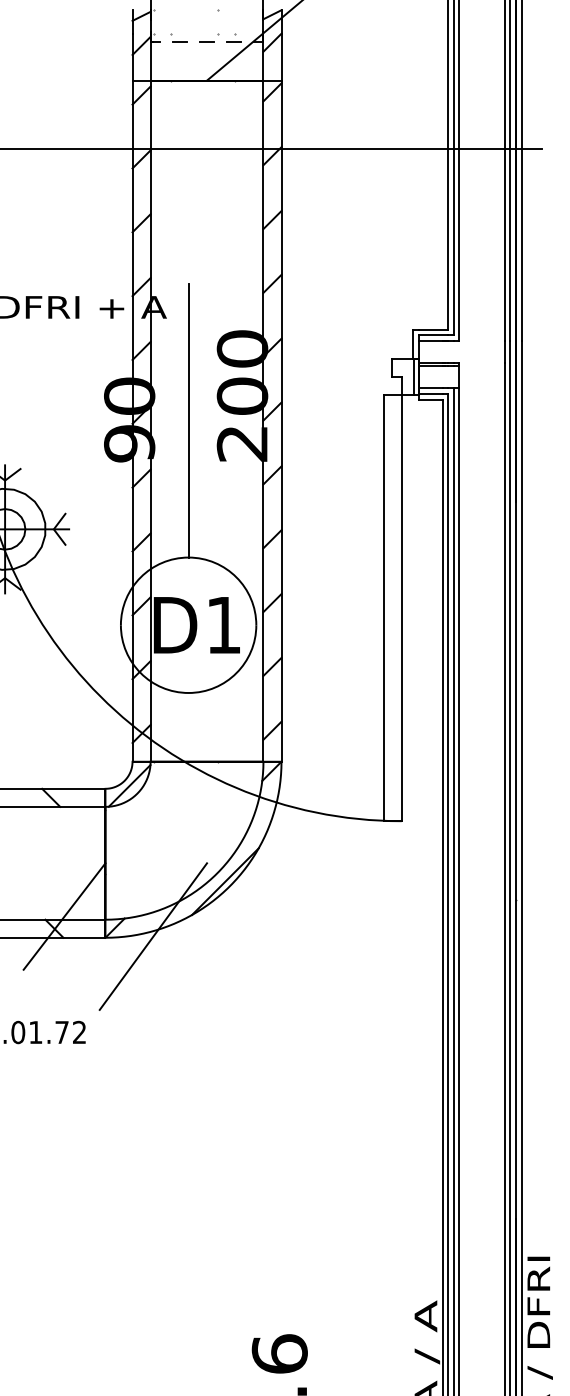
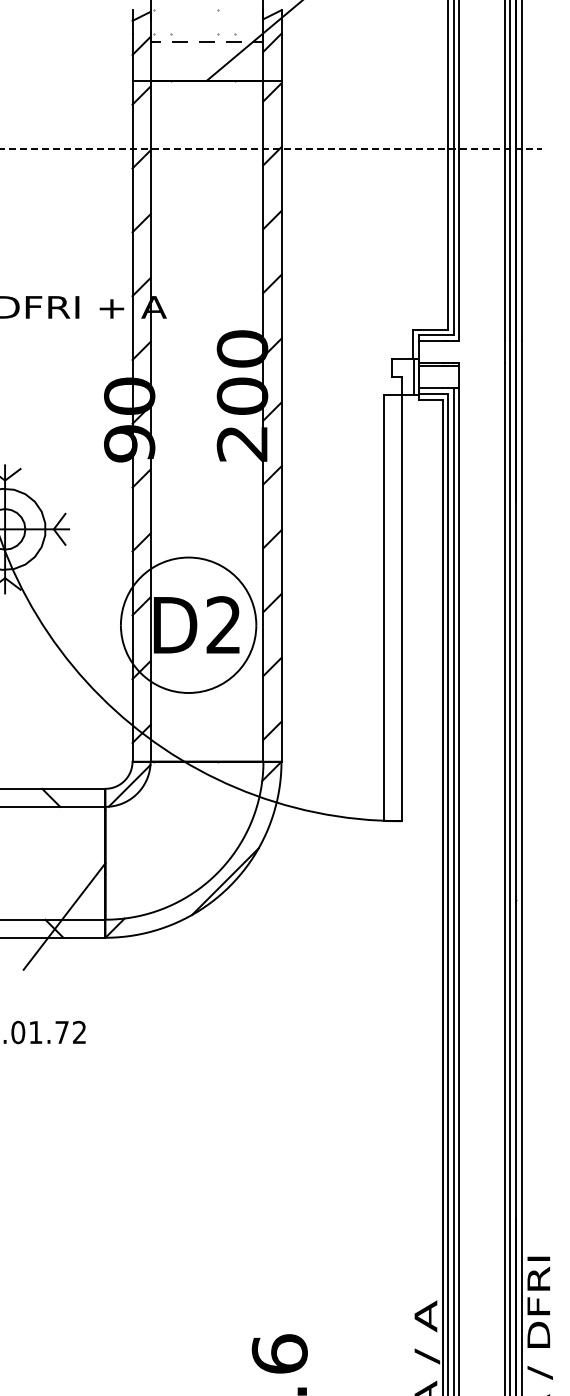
line: solid -> dashed (270, 149)
line: present -> none (188, 420)
text: D1 -> D2 (222, 624)
line: present -> none (153, 936)
